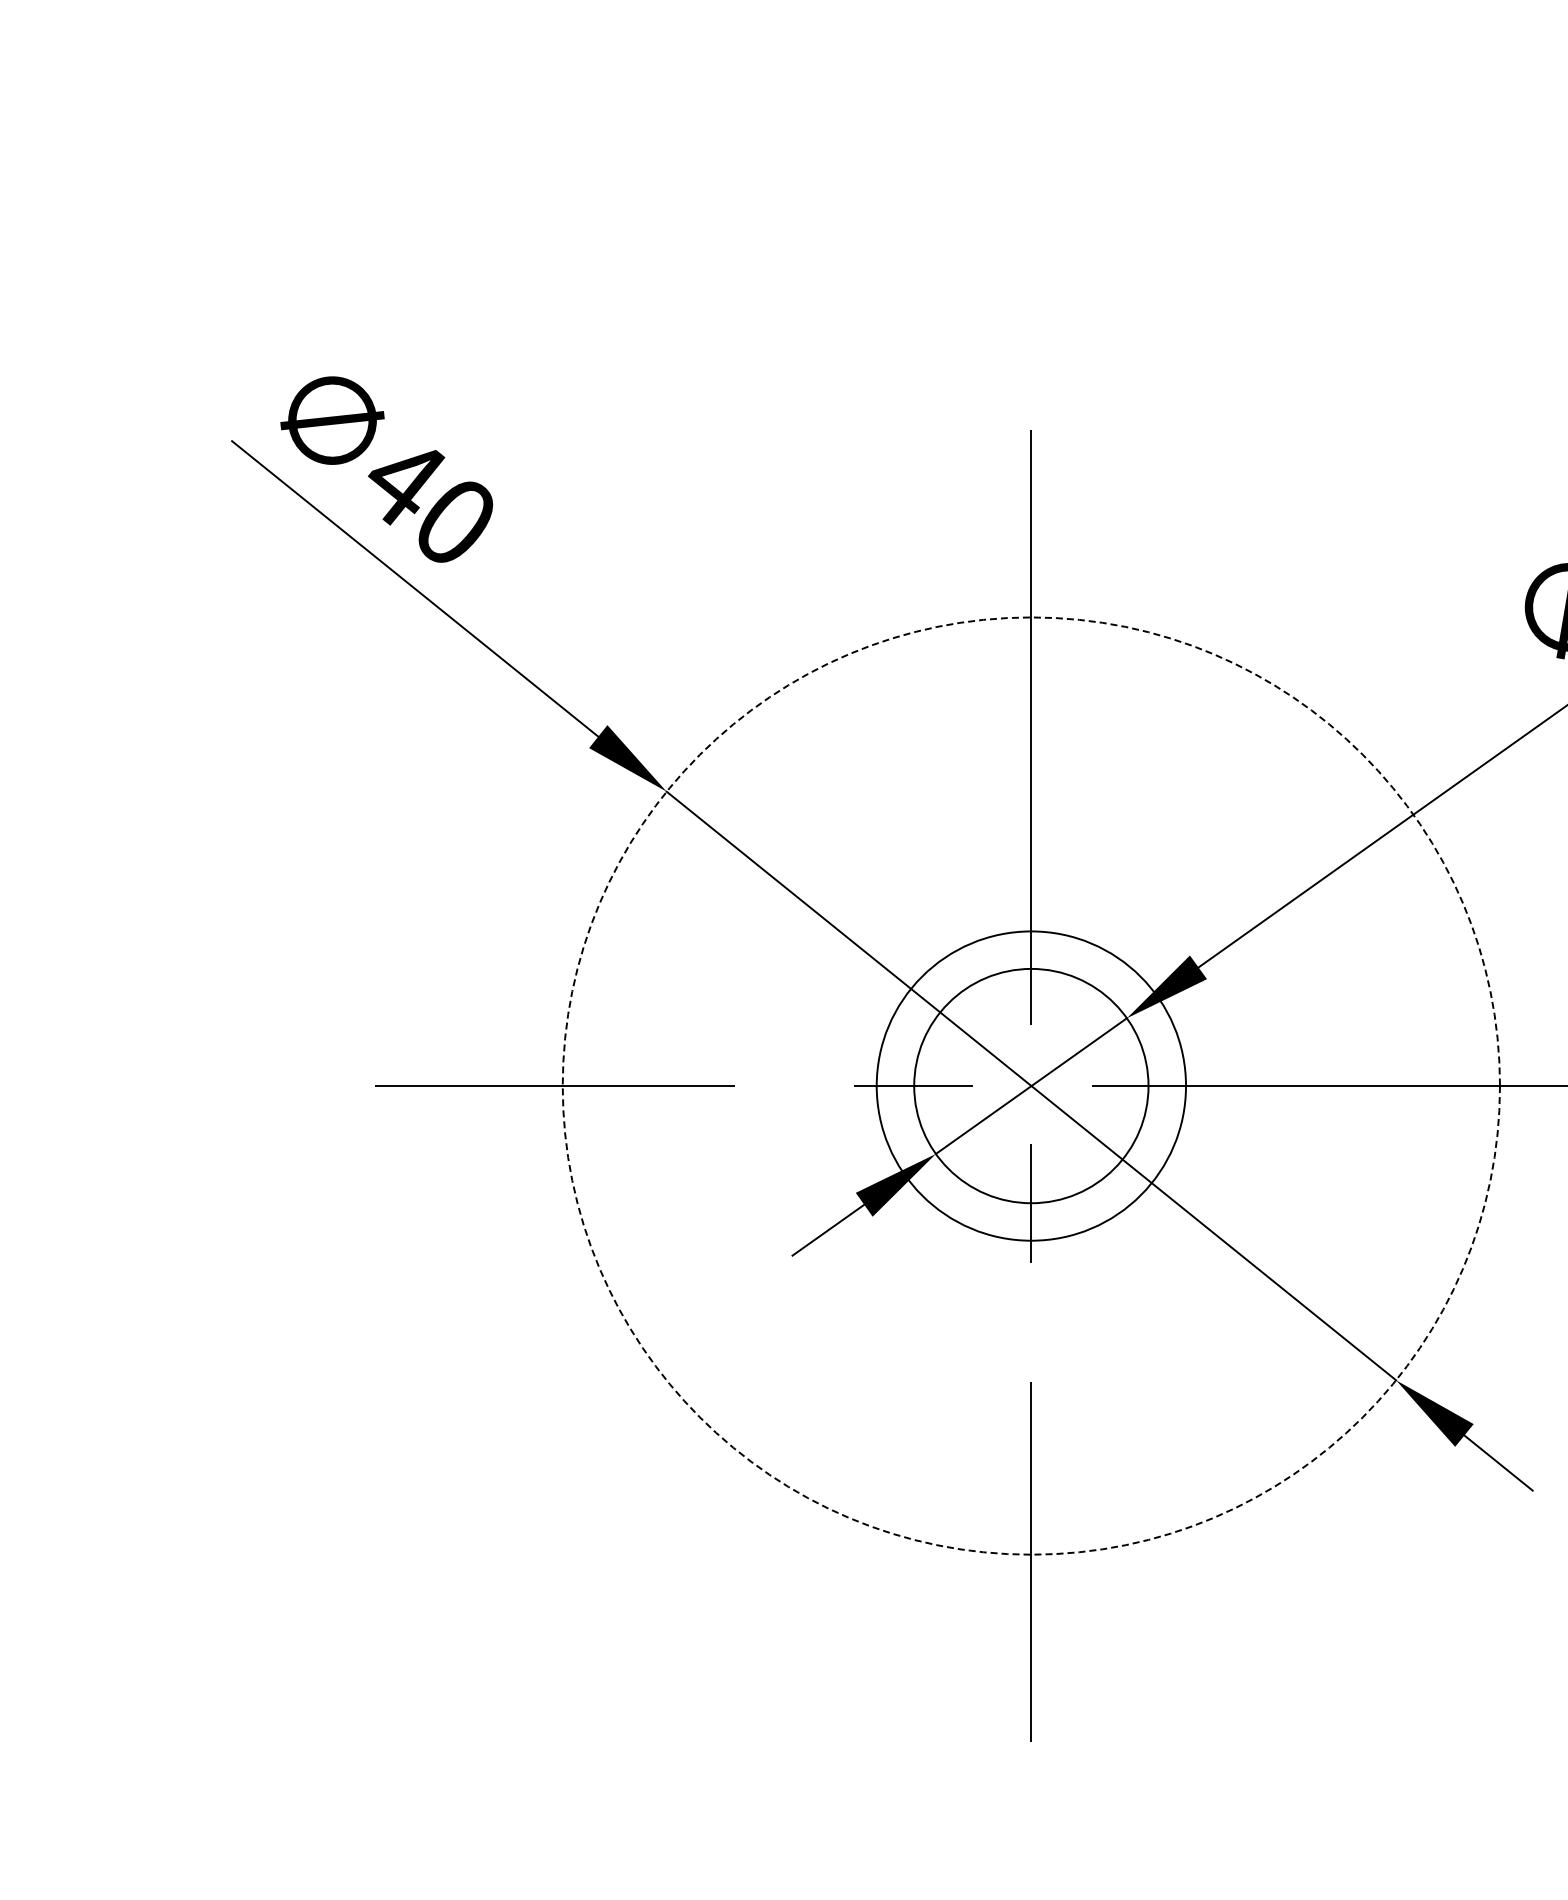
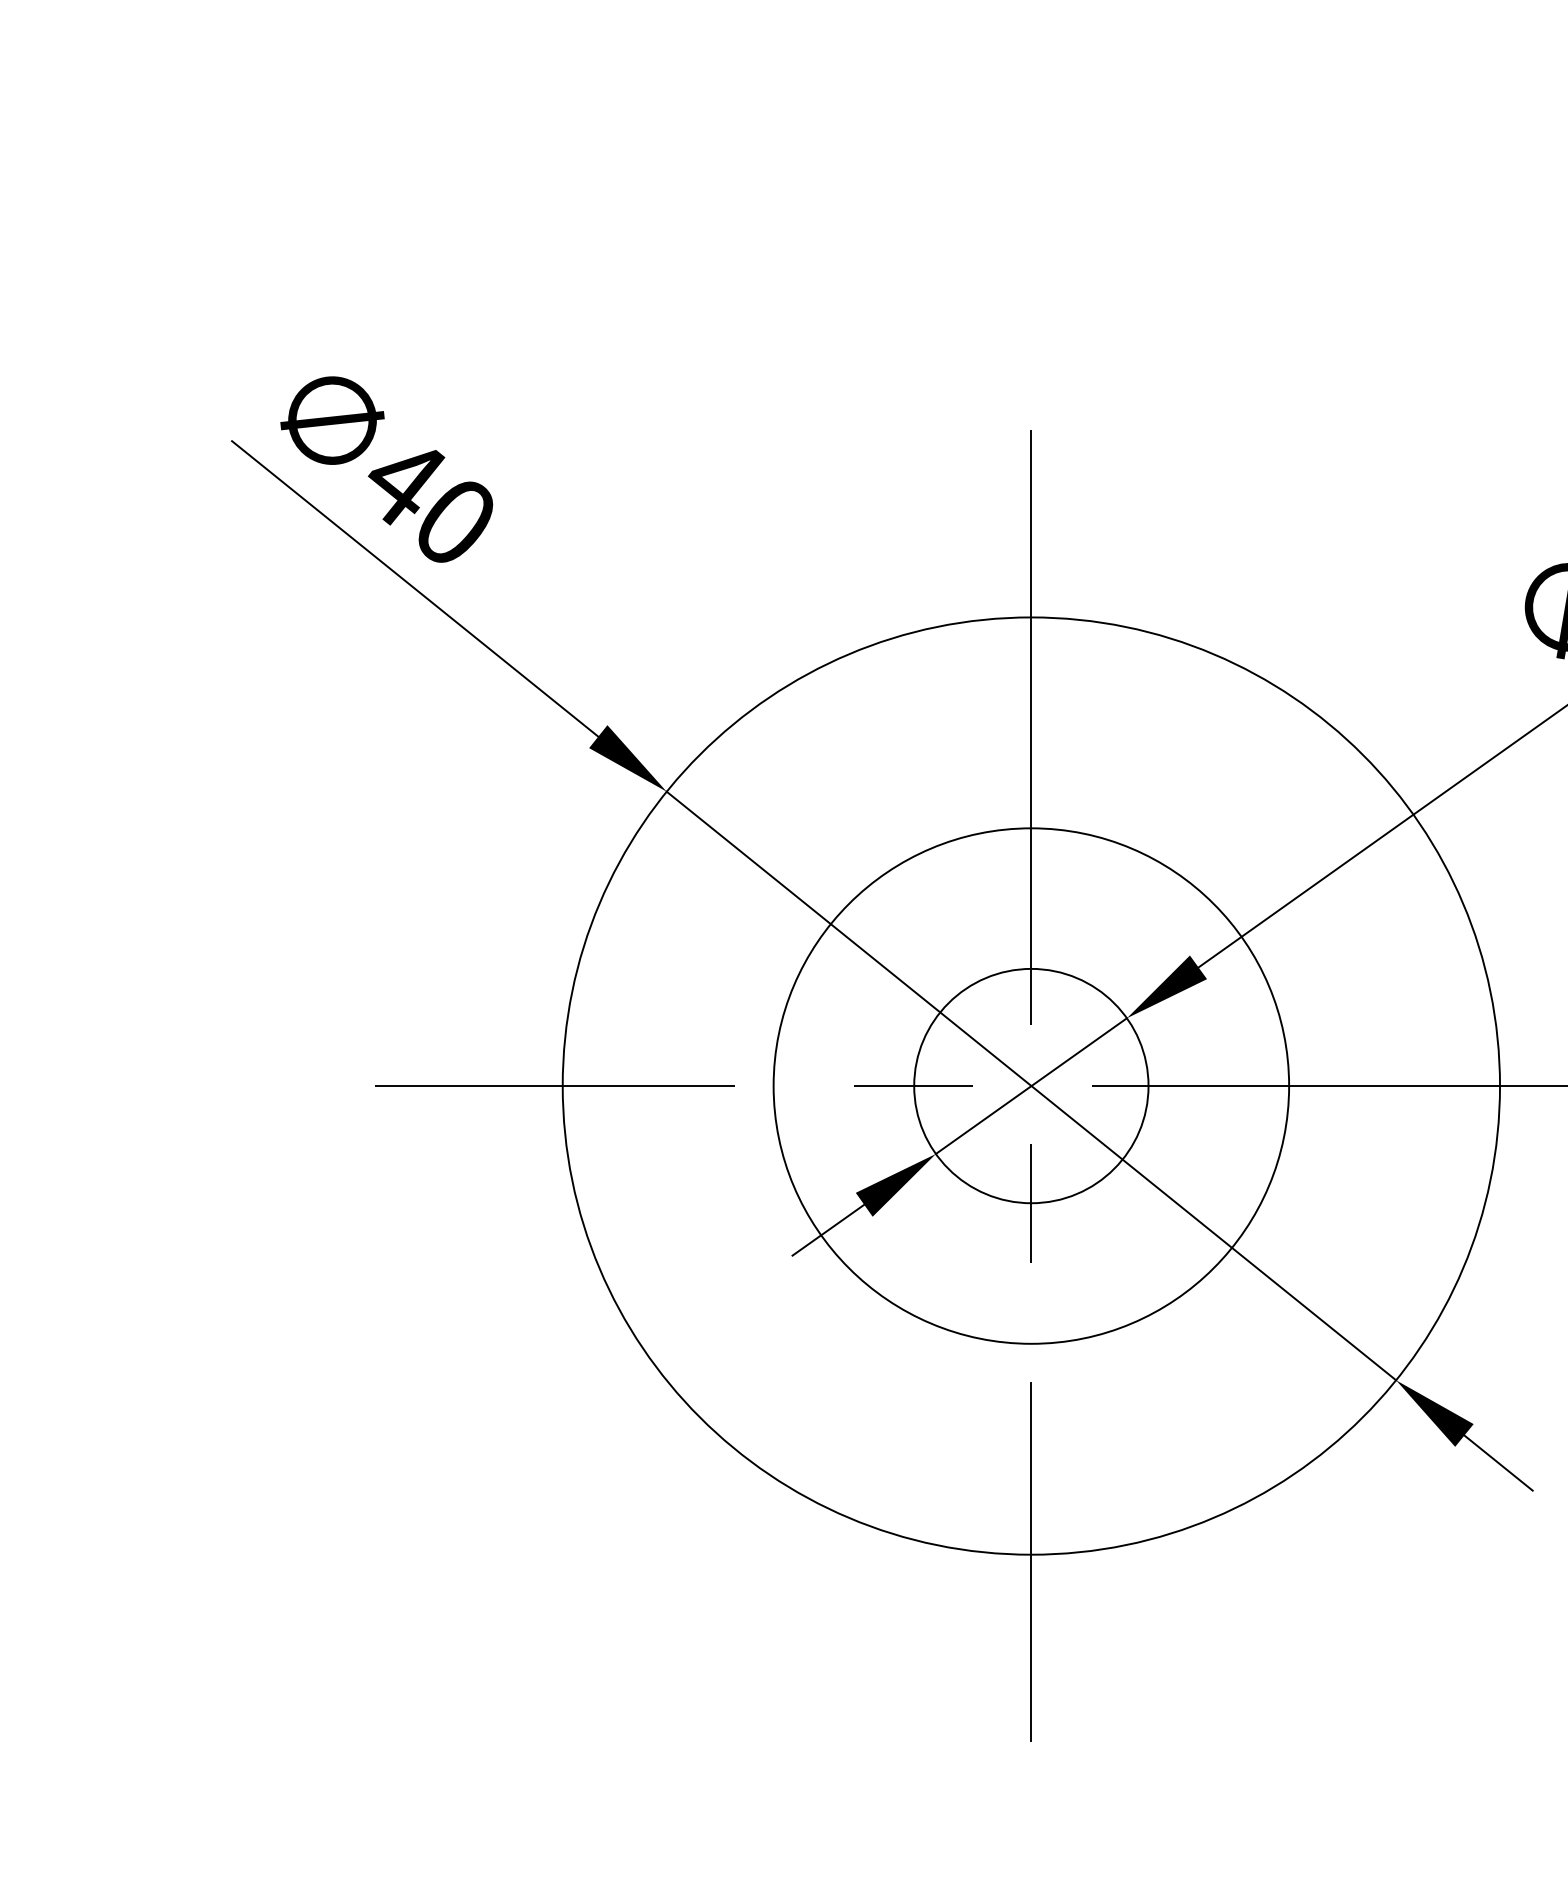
circle diameter: 309 px -> 515 px (1031, 1085)
circle: dashed -> solid (1031, 1085)
